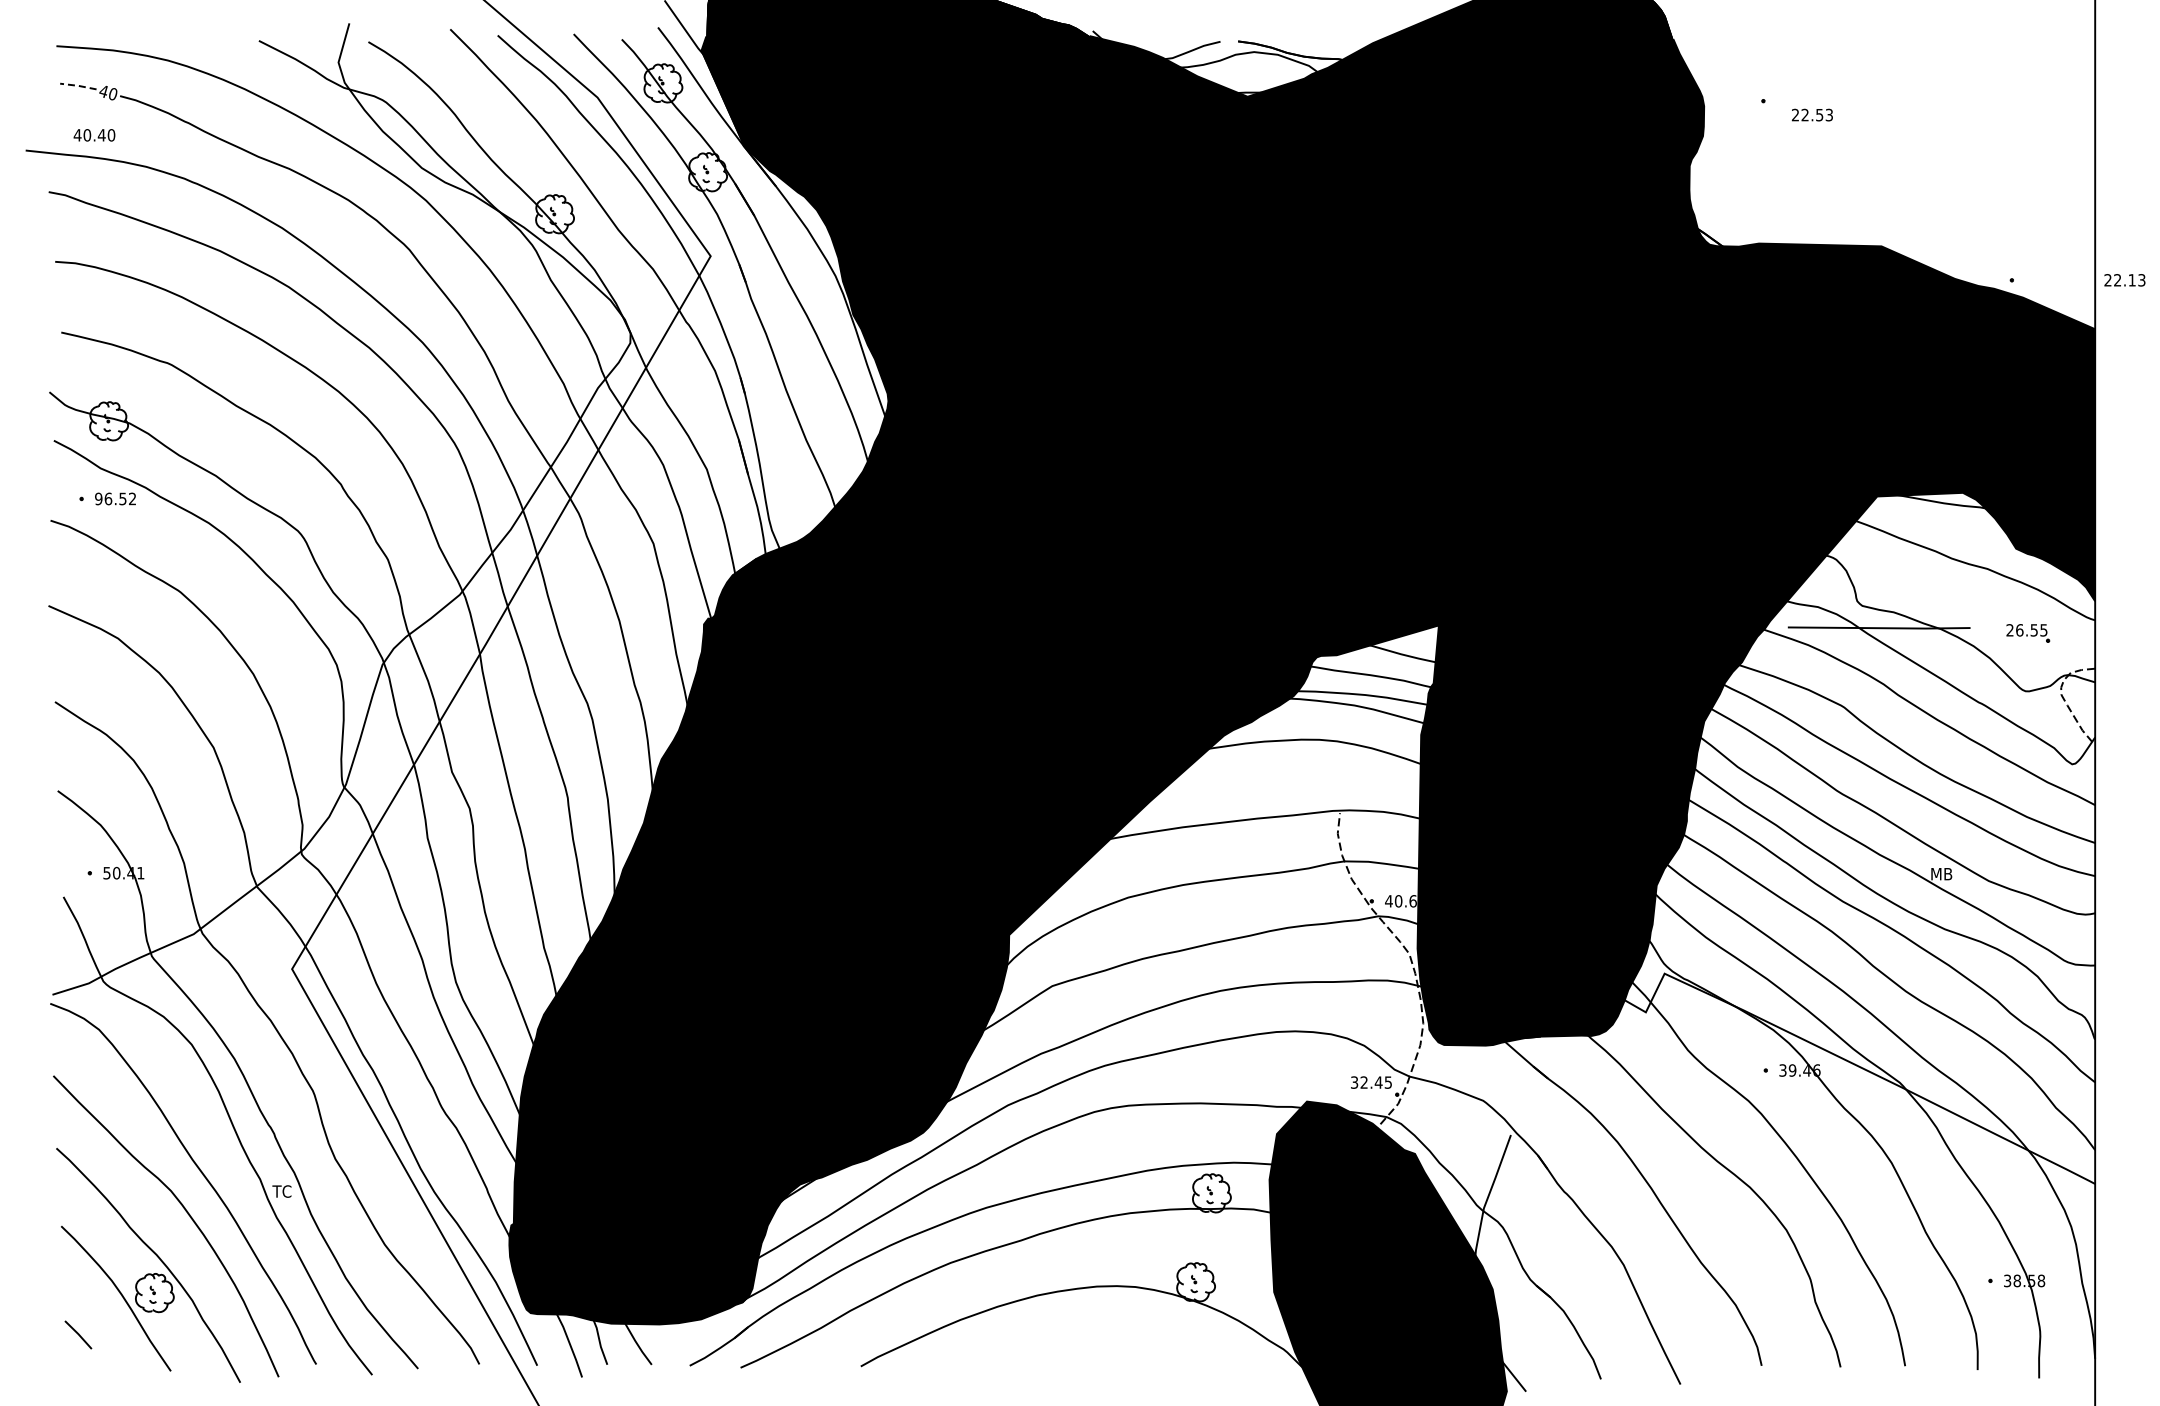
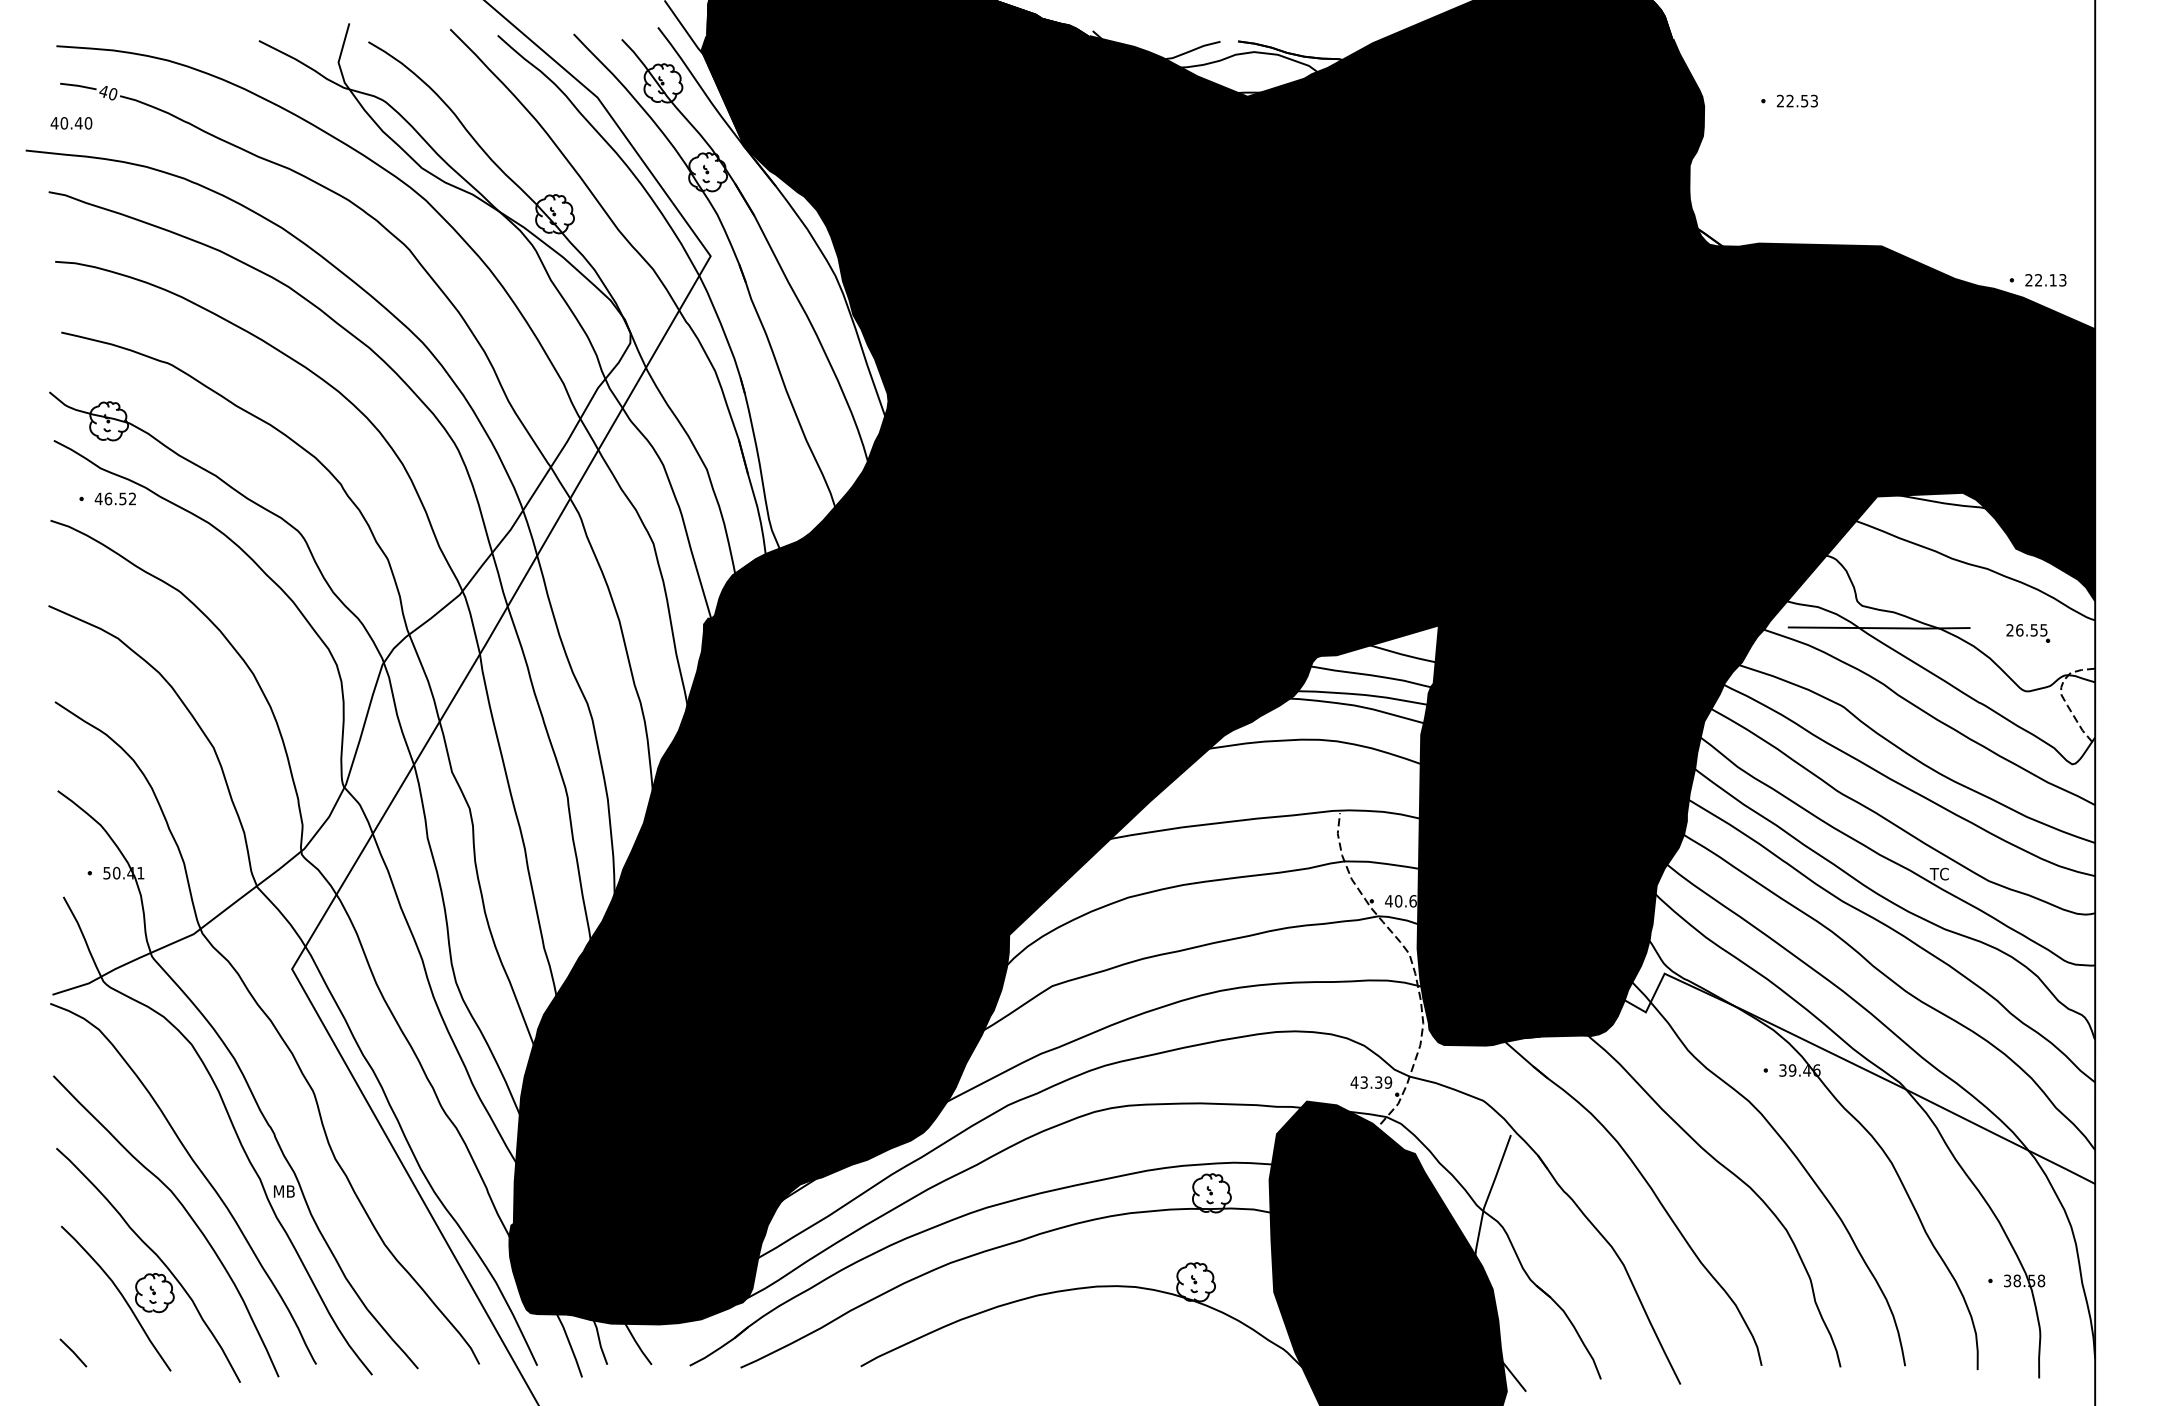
line: dashed -> solid (78, 85)
text position: (1811, 114) -> (1796, 100) (1796, 100)
text position: (94, 135) -> (71, 123) (71, 123)
text position: (2124, 280) -> (2045, 280) (2045, 280)
text: 96.52 -> 46.52 (98, 498)
text: MB -> TC (1940, 873)
text: 32.45 -> 43.39 (1371, 1082)
text: TC -> MB (283, 1191)
line position: (78, 1334) -> (73, 1352) (73, 1352)
